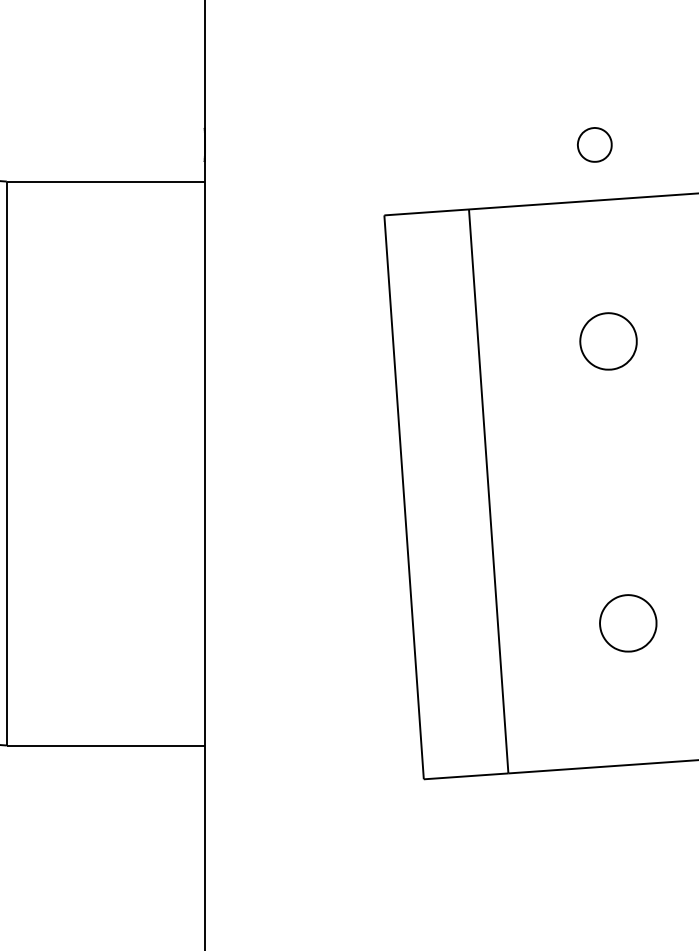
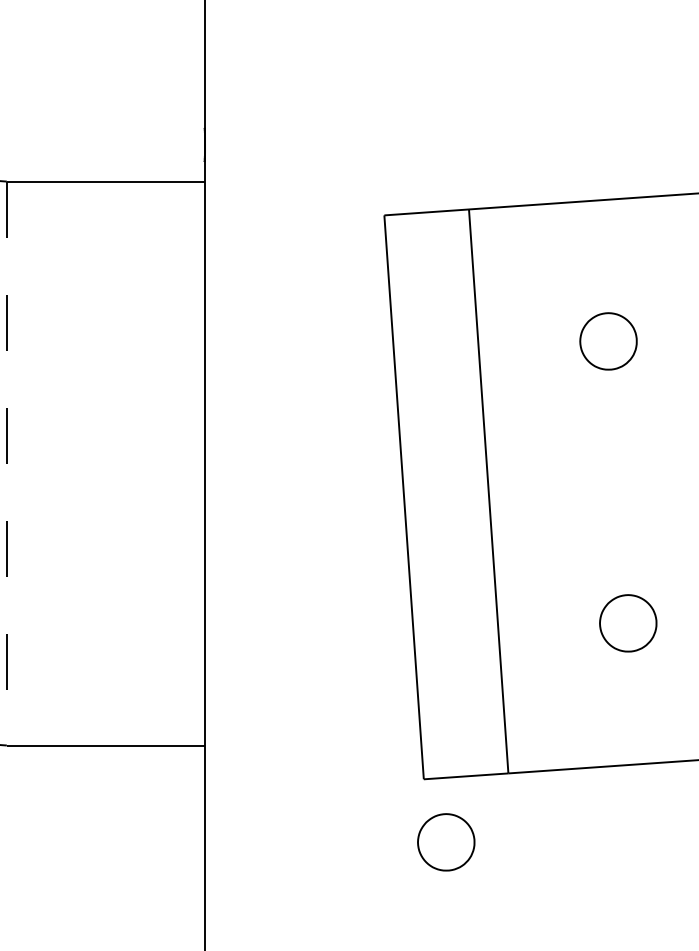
part: present -> none (594, 144)
line: solid -> dashed (6, 463)
part: none -> present (446, 842)
